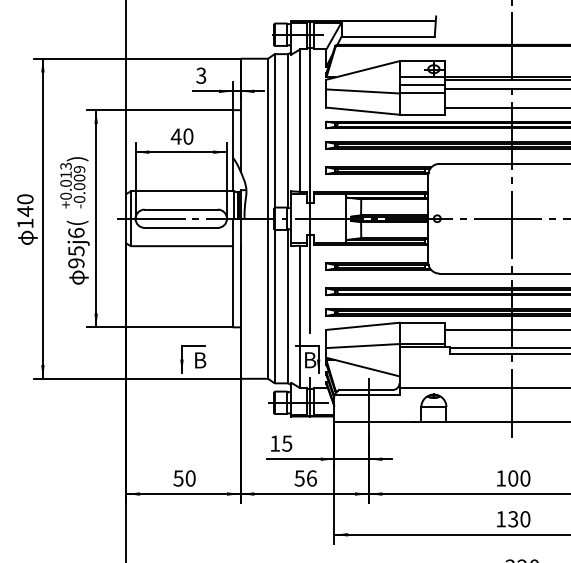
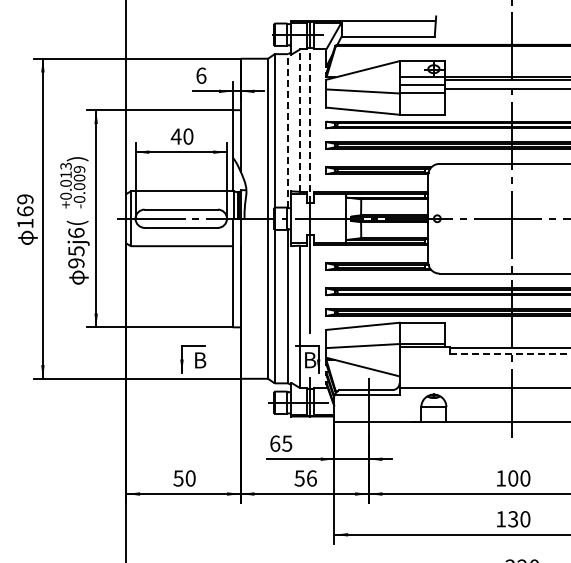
text: 3 -> 6 (201, 75)
line: present -> none (506, 107)
line: solid -> dashed (300, 120)
line: solid -> dashed (310, 124)
line: solid -> dashed (288, 131)
text: 140 -> 169 (25, 205)
line: present -> none (506, 329)
line: solid -> dashed (510, 353)
text: 15 -> 65 (275, 443)
